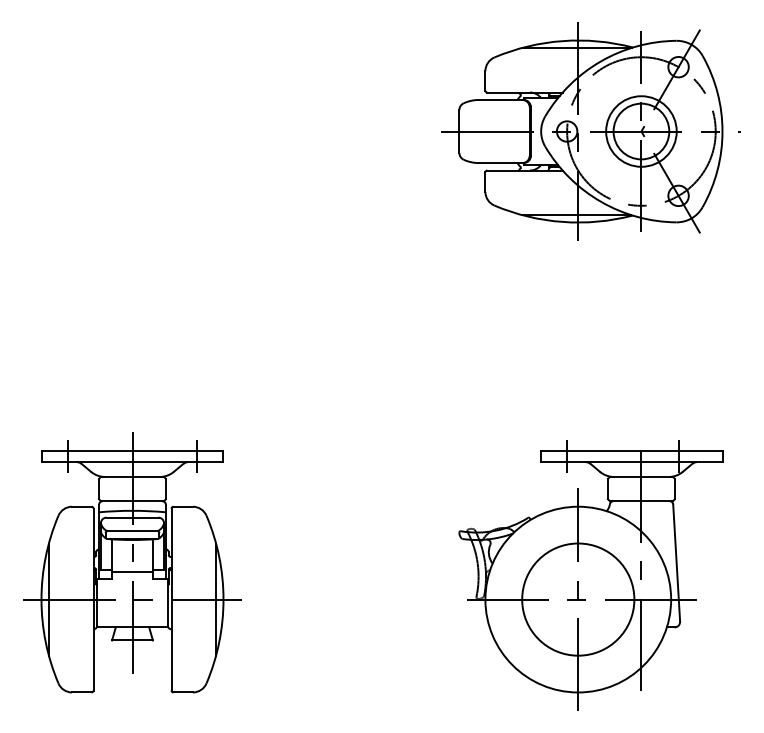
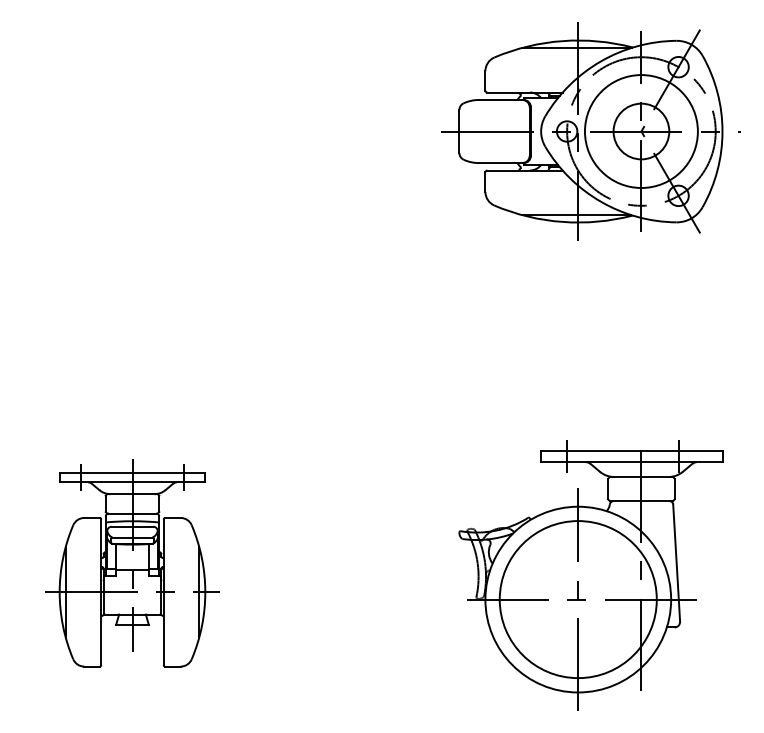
circle diameter: 71 px -> 113 px (640, 131)
part size: 219x262 px -> 175x209 px (132, 563)
circle diameter: 112 px -> 157 px (577, 599)
